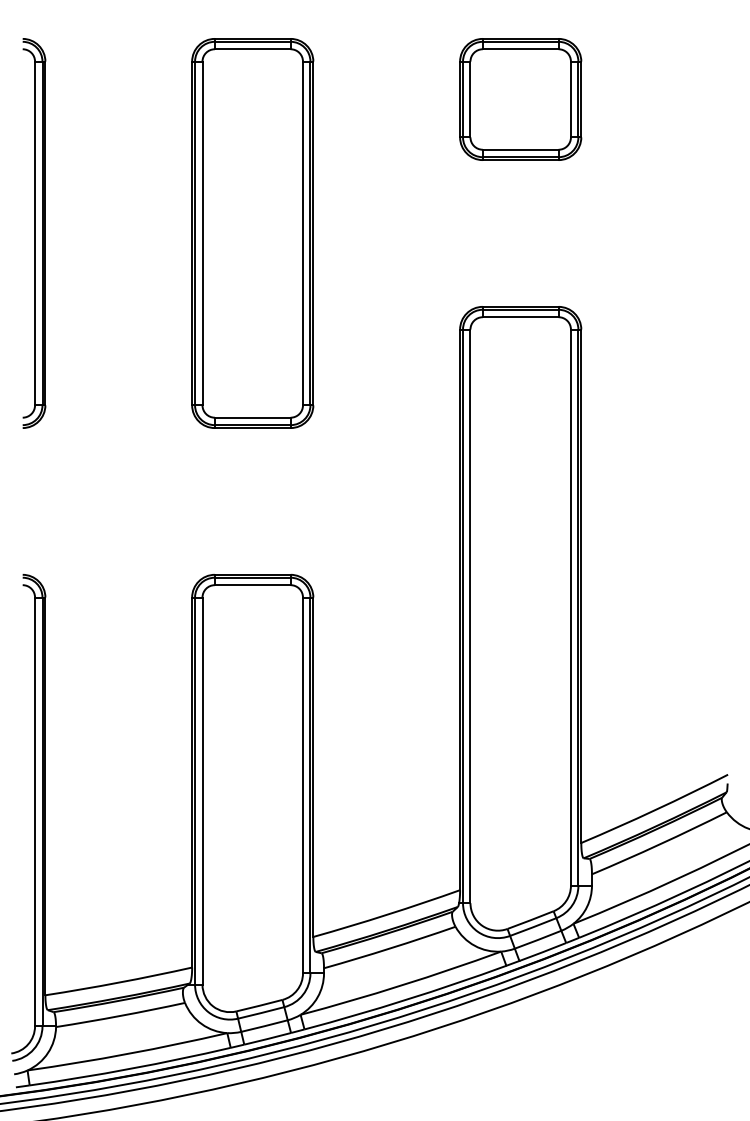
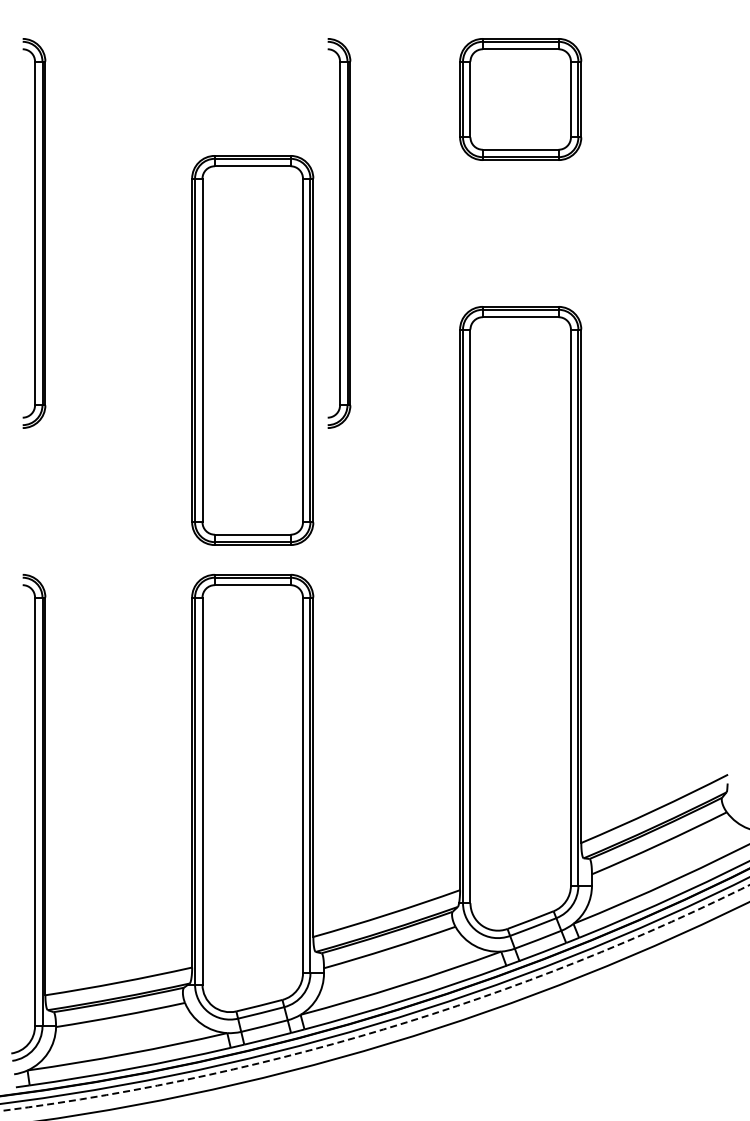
part position: (252, 233) -> (252, 350) (252, 350)
part: none -> present (339, 233)
arc: solid -> dashed (383, 1029)
